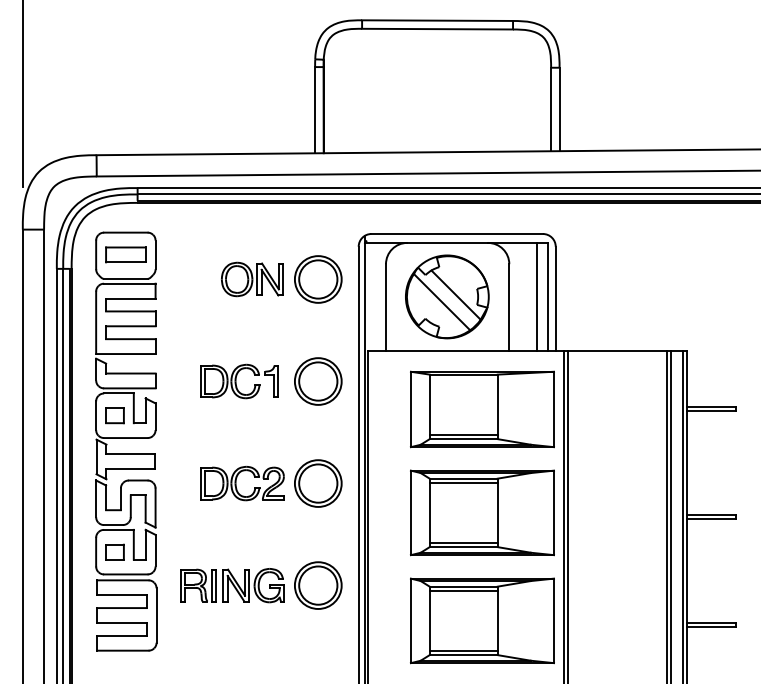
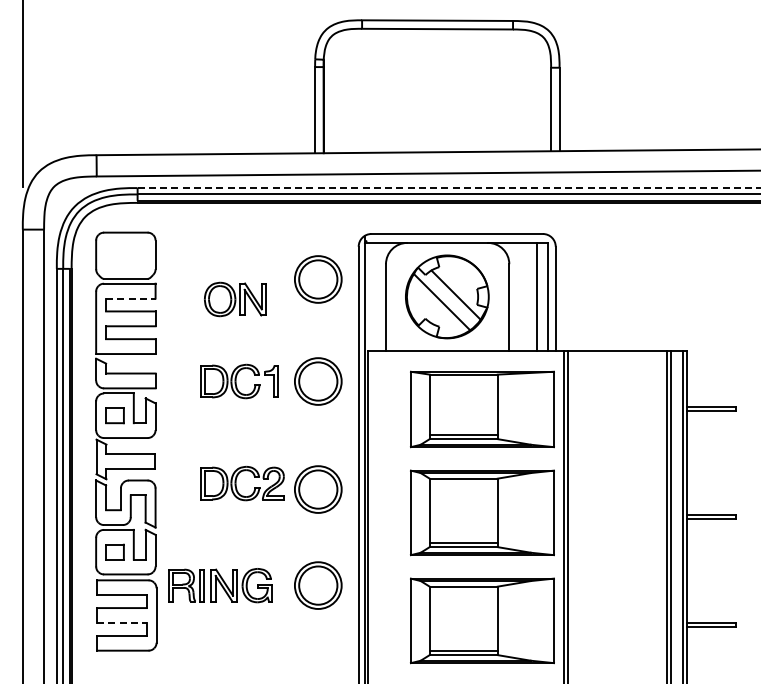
line: solid -> dashed (449, 188)
part: present -> none (125, 254)
part position: (252, 279) -> (235, 299) (235, 299)
line: solid -> dashed (130, 298)
line: present -> none (463, 482)
part position: (318, 483) -> (318, 489) (318, 489)
part position: (232, 585) -> (220, 585) (220, 585)
line: present -> none (463, 590)
line: solid -> dashed (121, 622)
